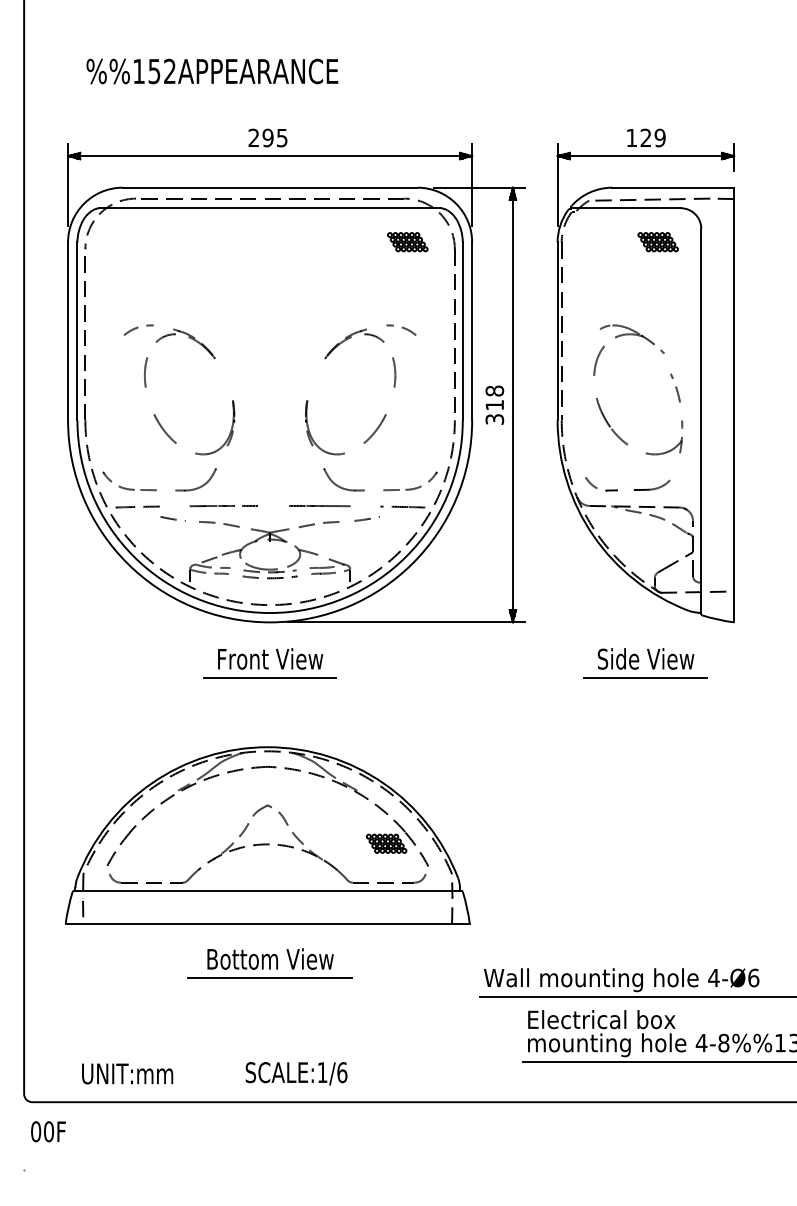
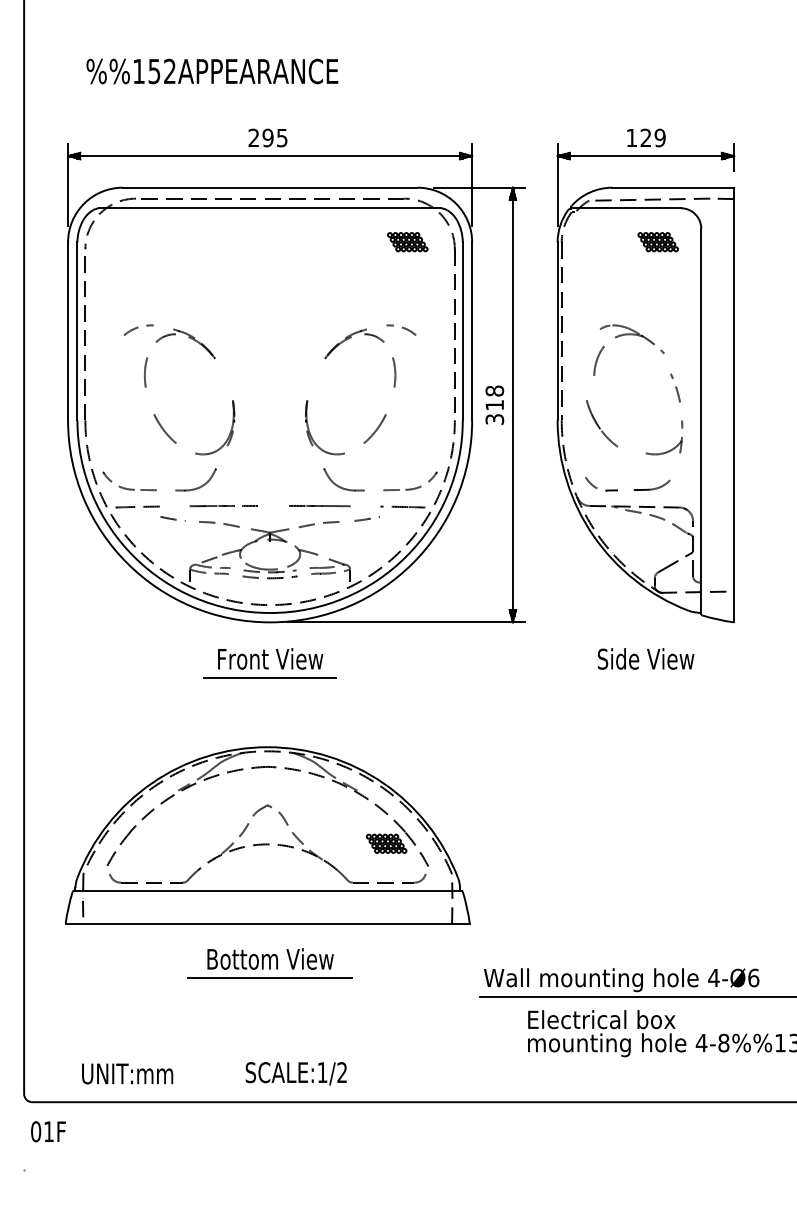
part position: (612, 421) -> (602, 423) (602, 423)
line: present -> none (645, 677)
line: present -> none (658, 1061)
text: SCALE:1/6 -> SCALE:1/2 (342, 1072)
text: 00F -> 01F (49, 1131)
